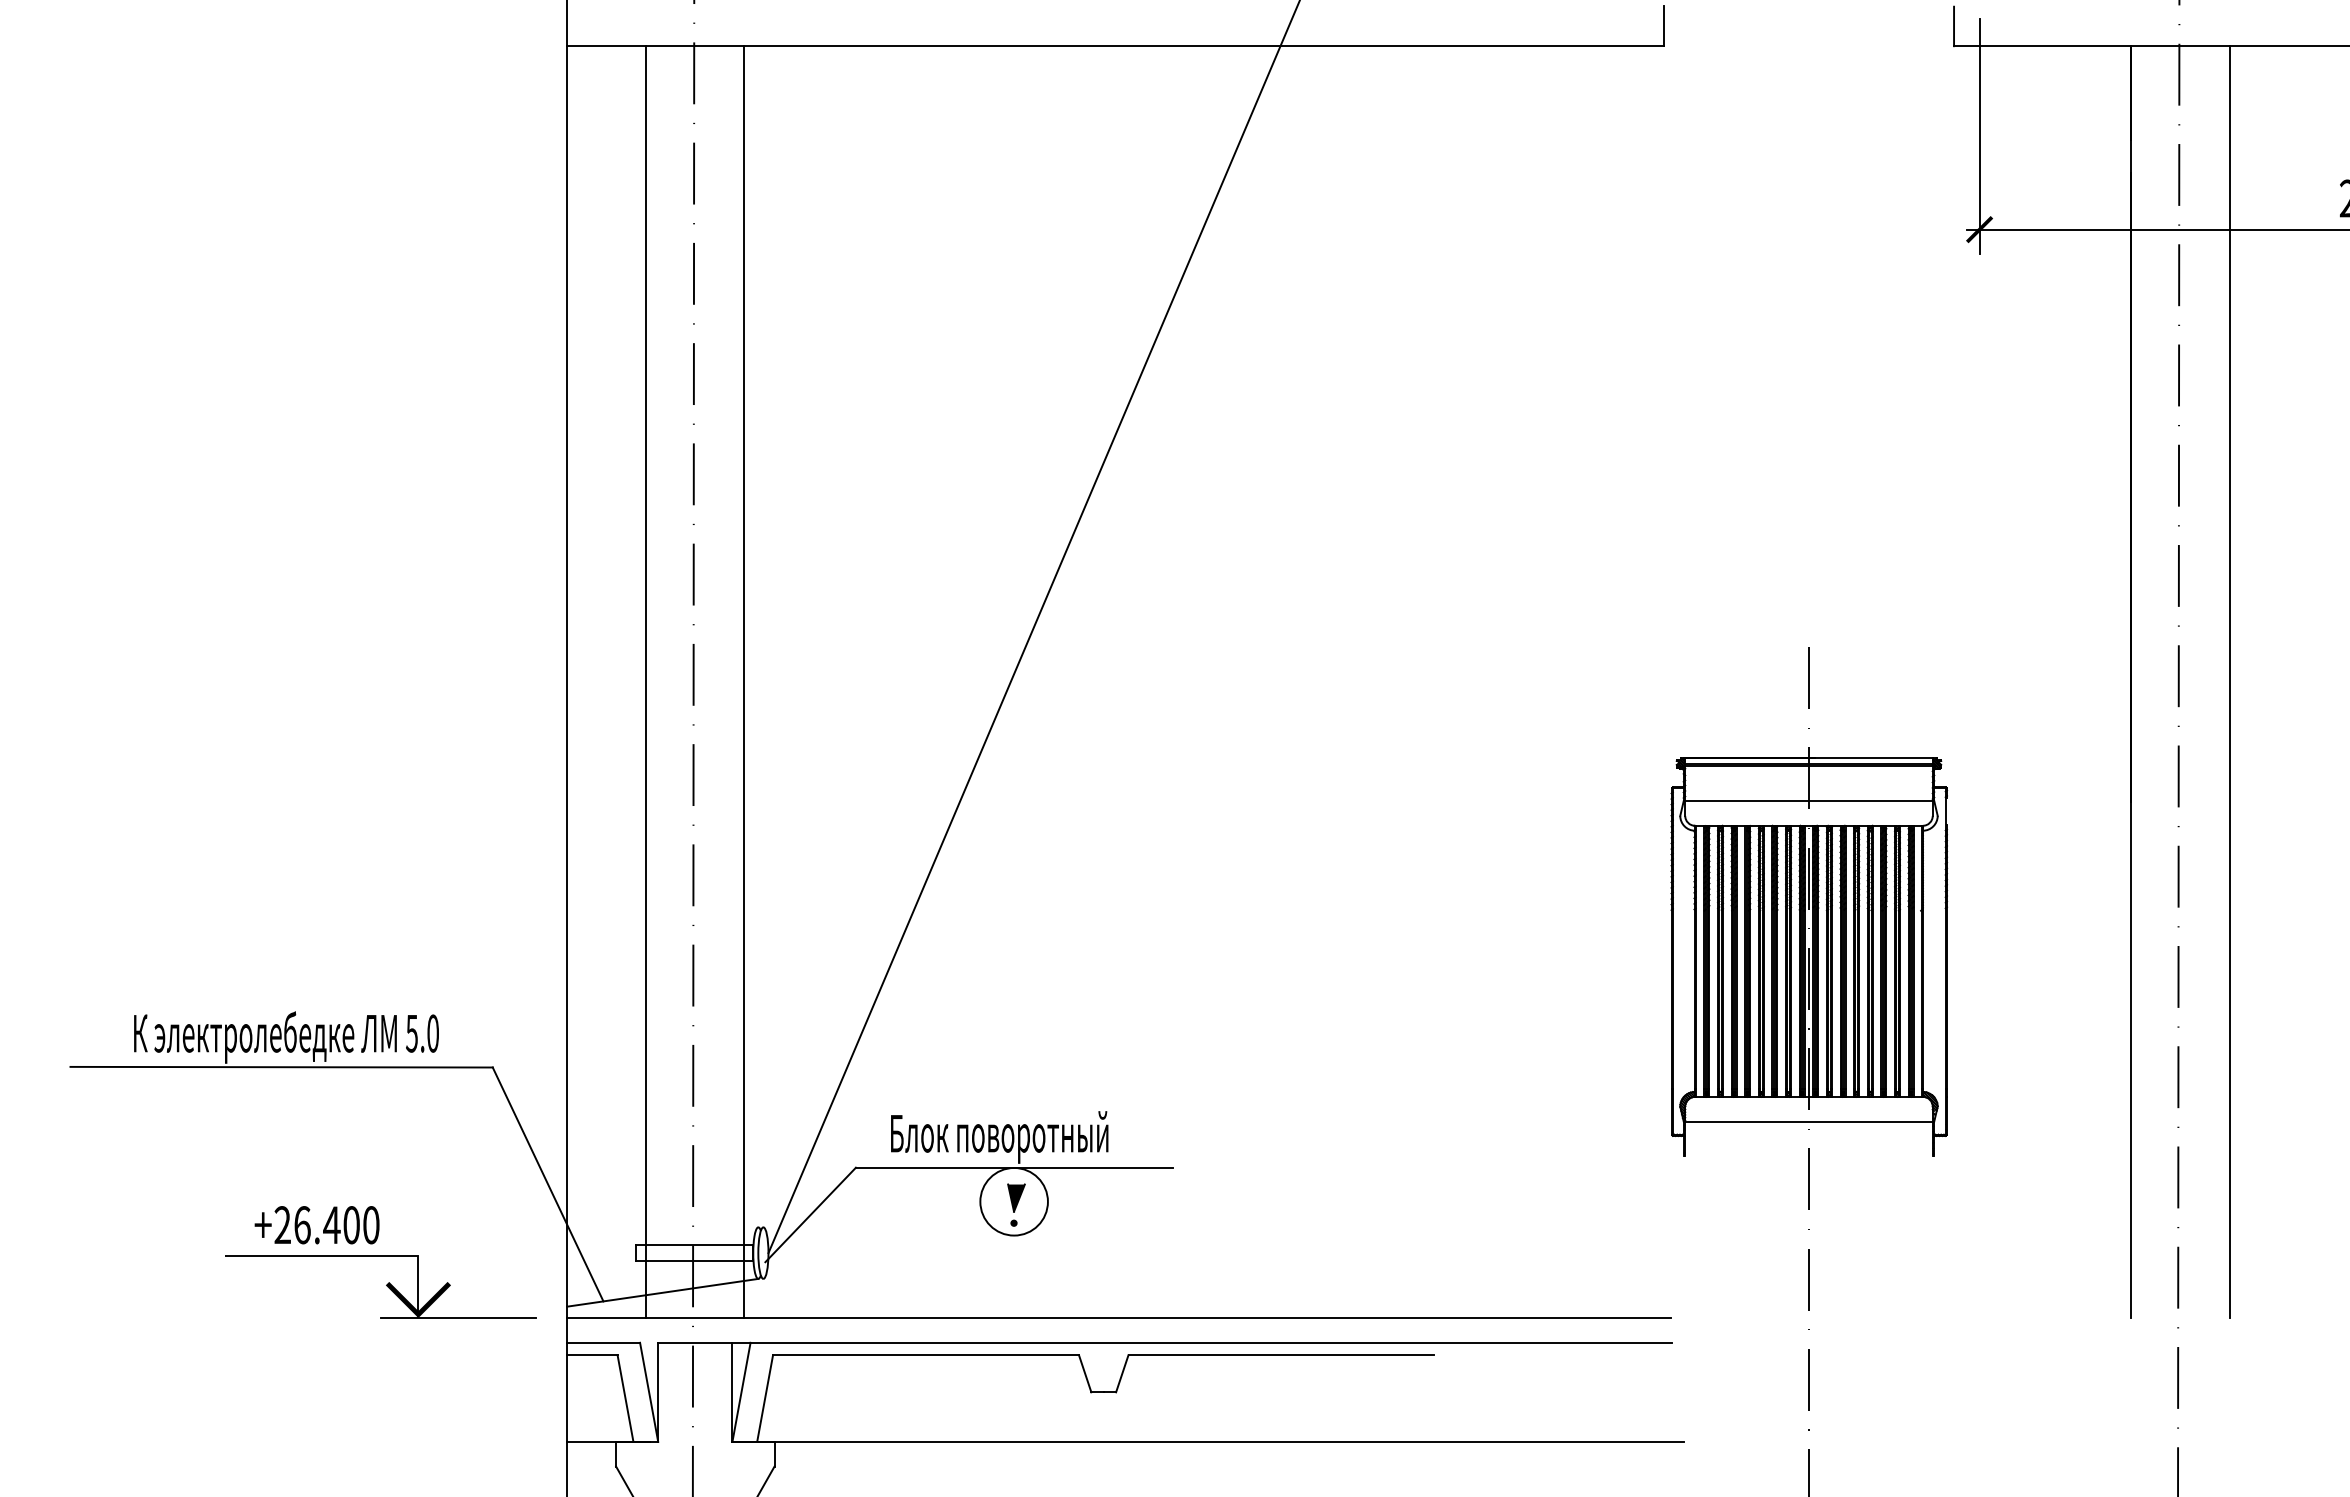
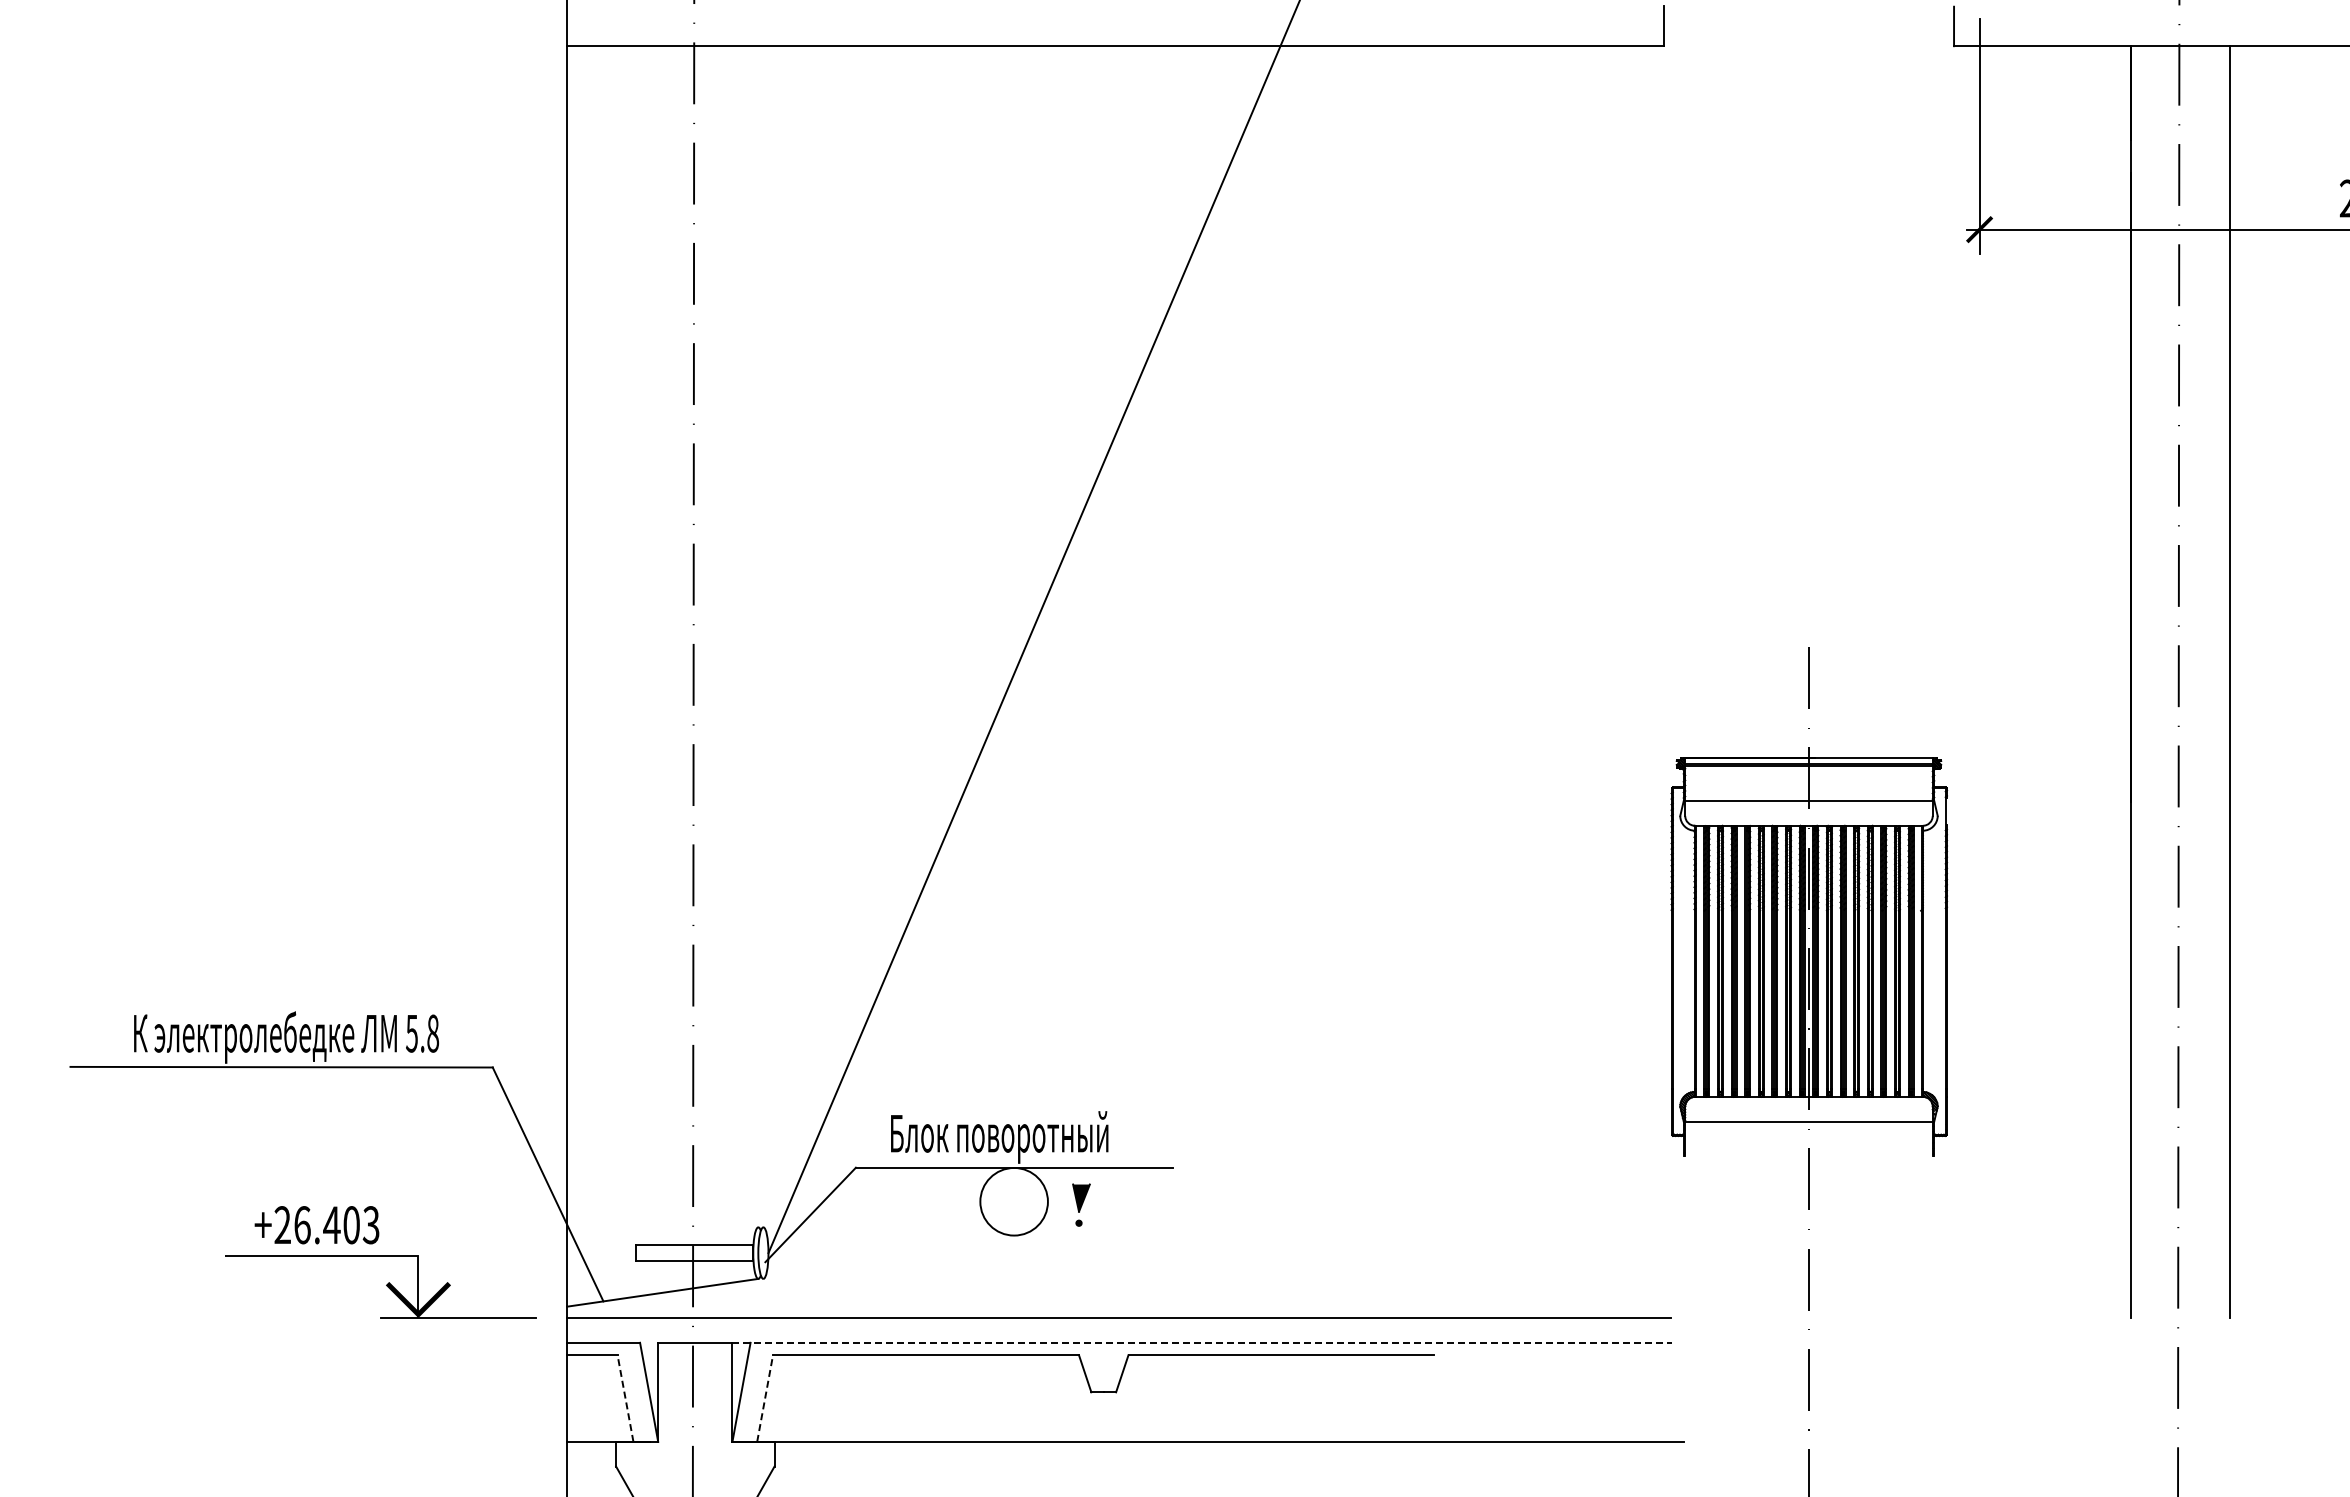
line: present -> none (645, 681)
line: present -> none (744, 681)
text: 5.0 -> 5.8 (433, 1033)
part position: (1016, 1204) -> (1081, 1204) (1081, 1204)
text: +26.400 -> +26.403 (370, 1225)
line: solid -> dashed (1202, 1342)
line: solid -> dashed (625, 1398)
line: solid -> dashed (765, 1398)
